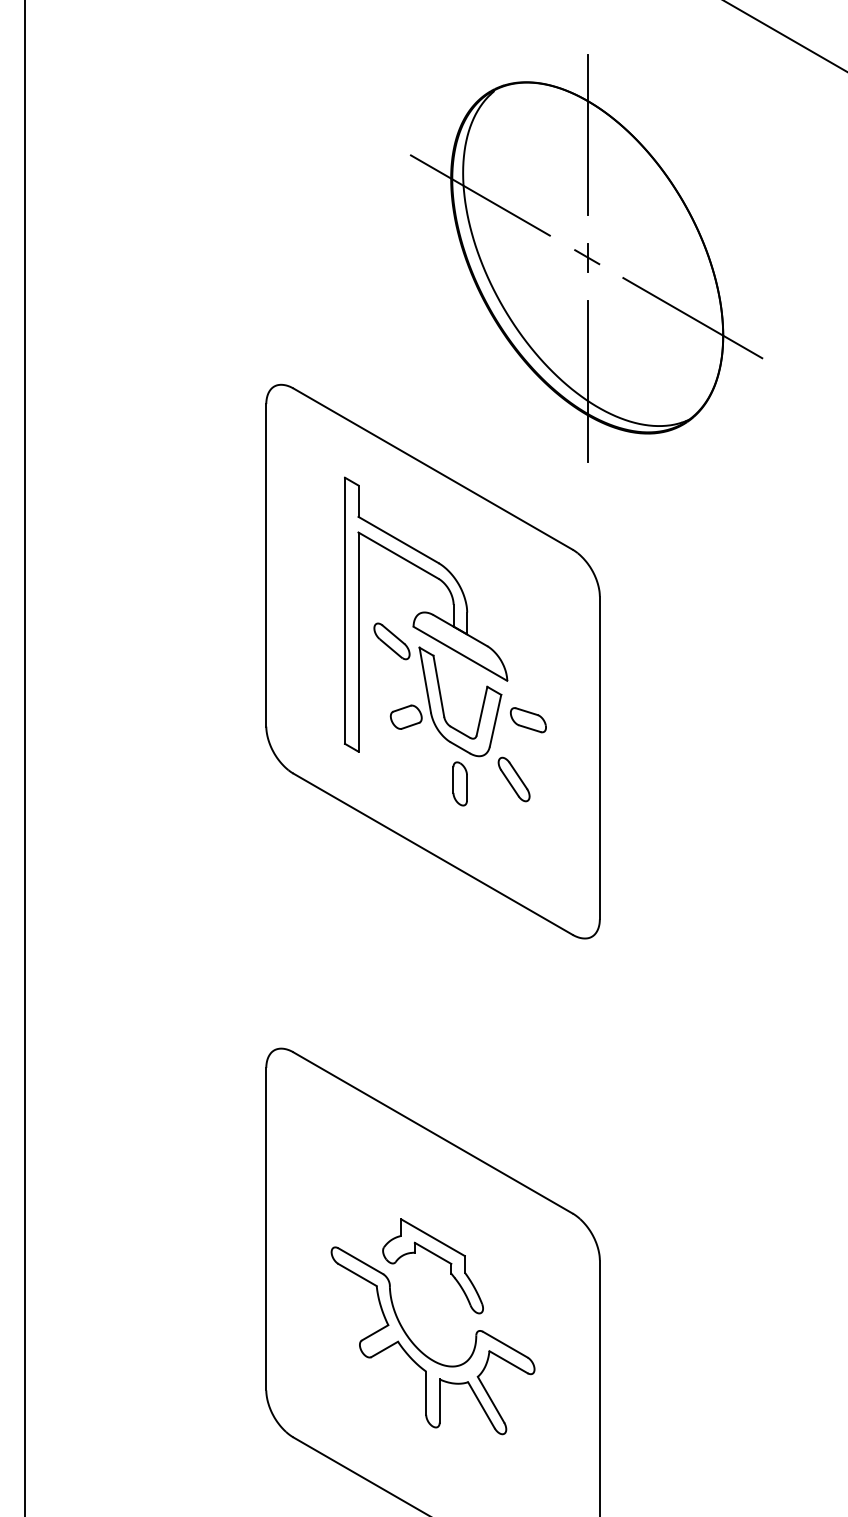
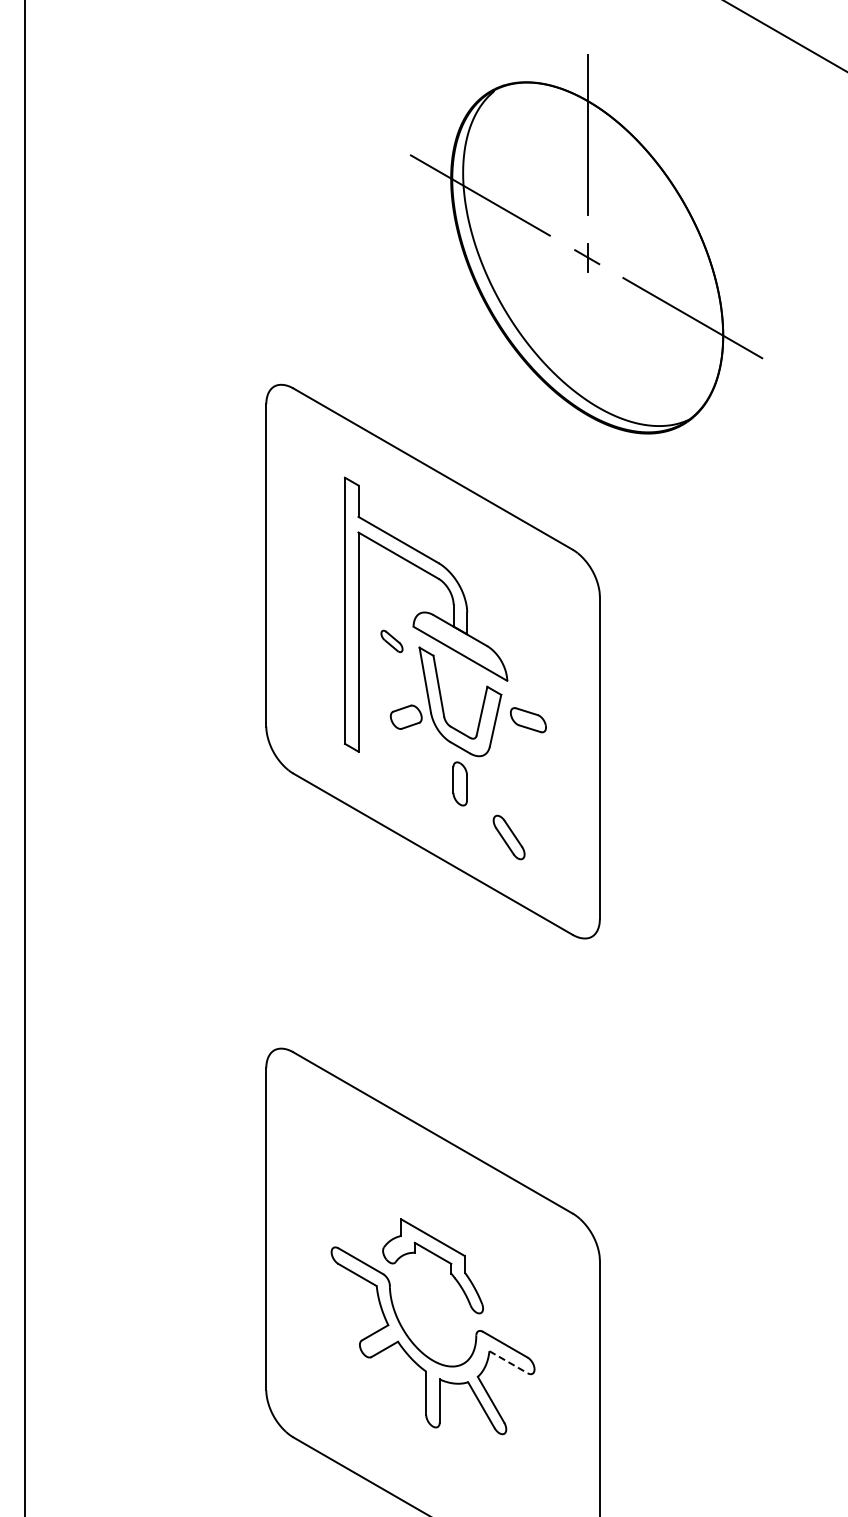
line: present -> none (587, 381)
part size: 38x39 px -> 24x25 px (391, 641)
part position: (513, 779) -> (508, 837) (508, 837)
line: solid -> dashed (509, 1362)
